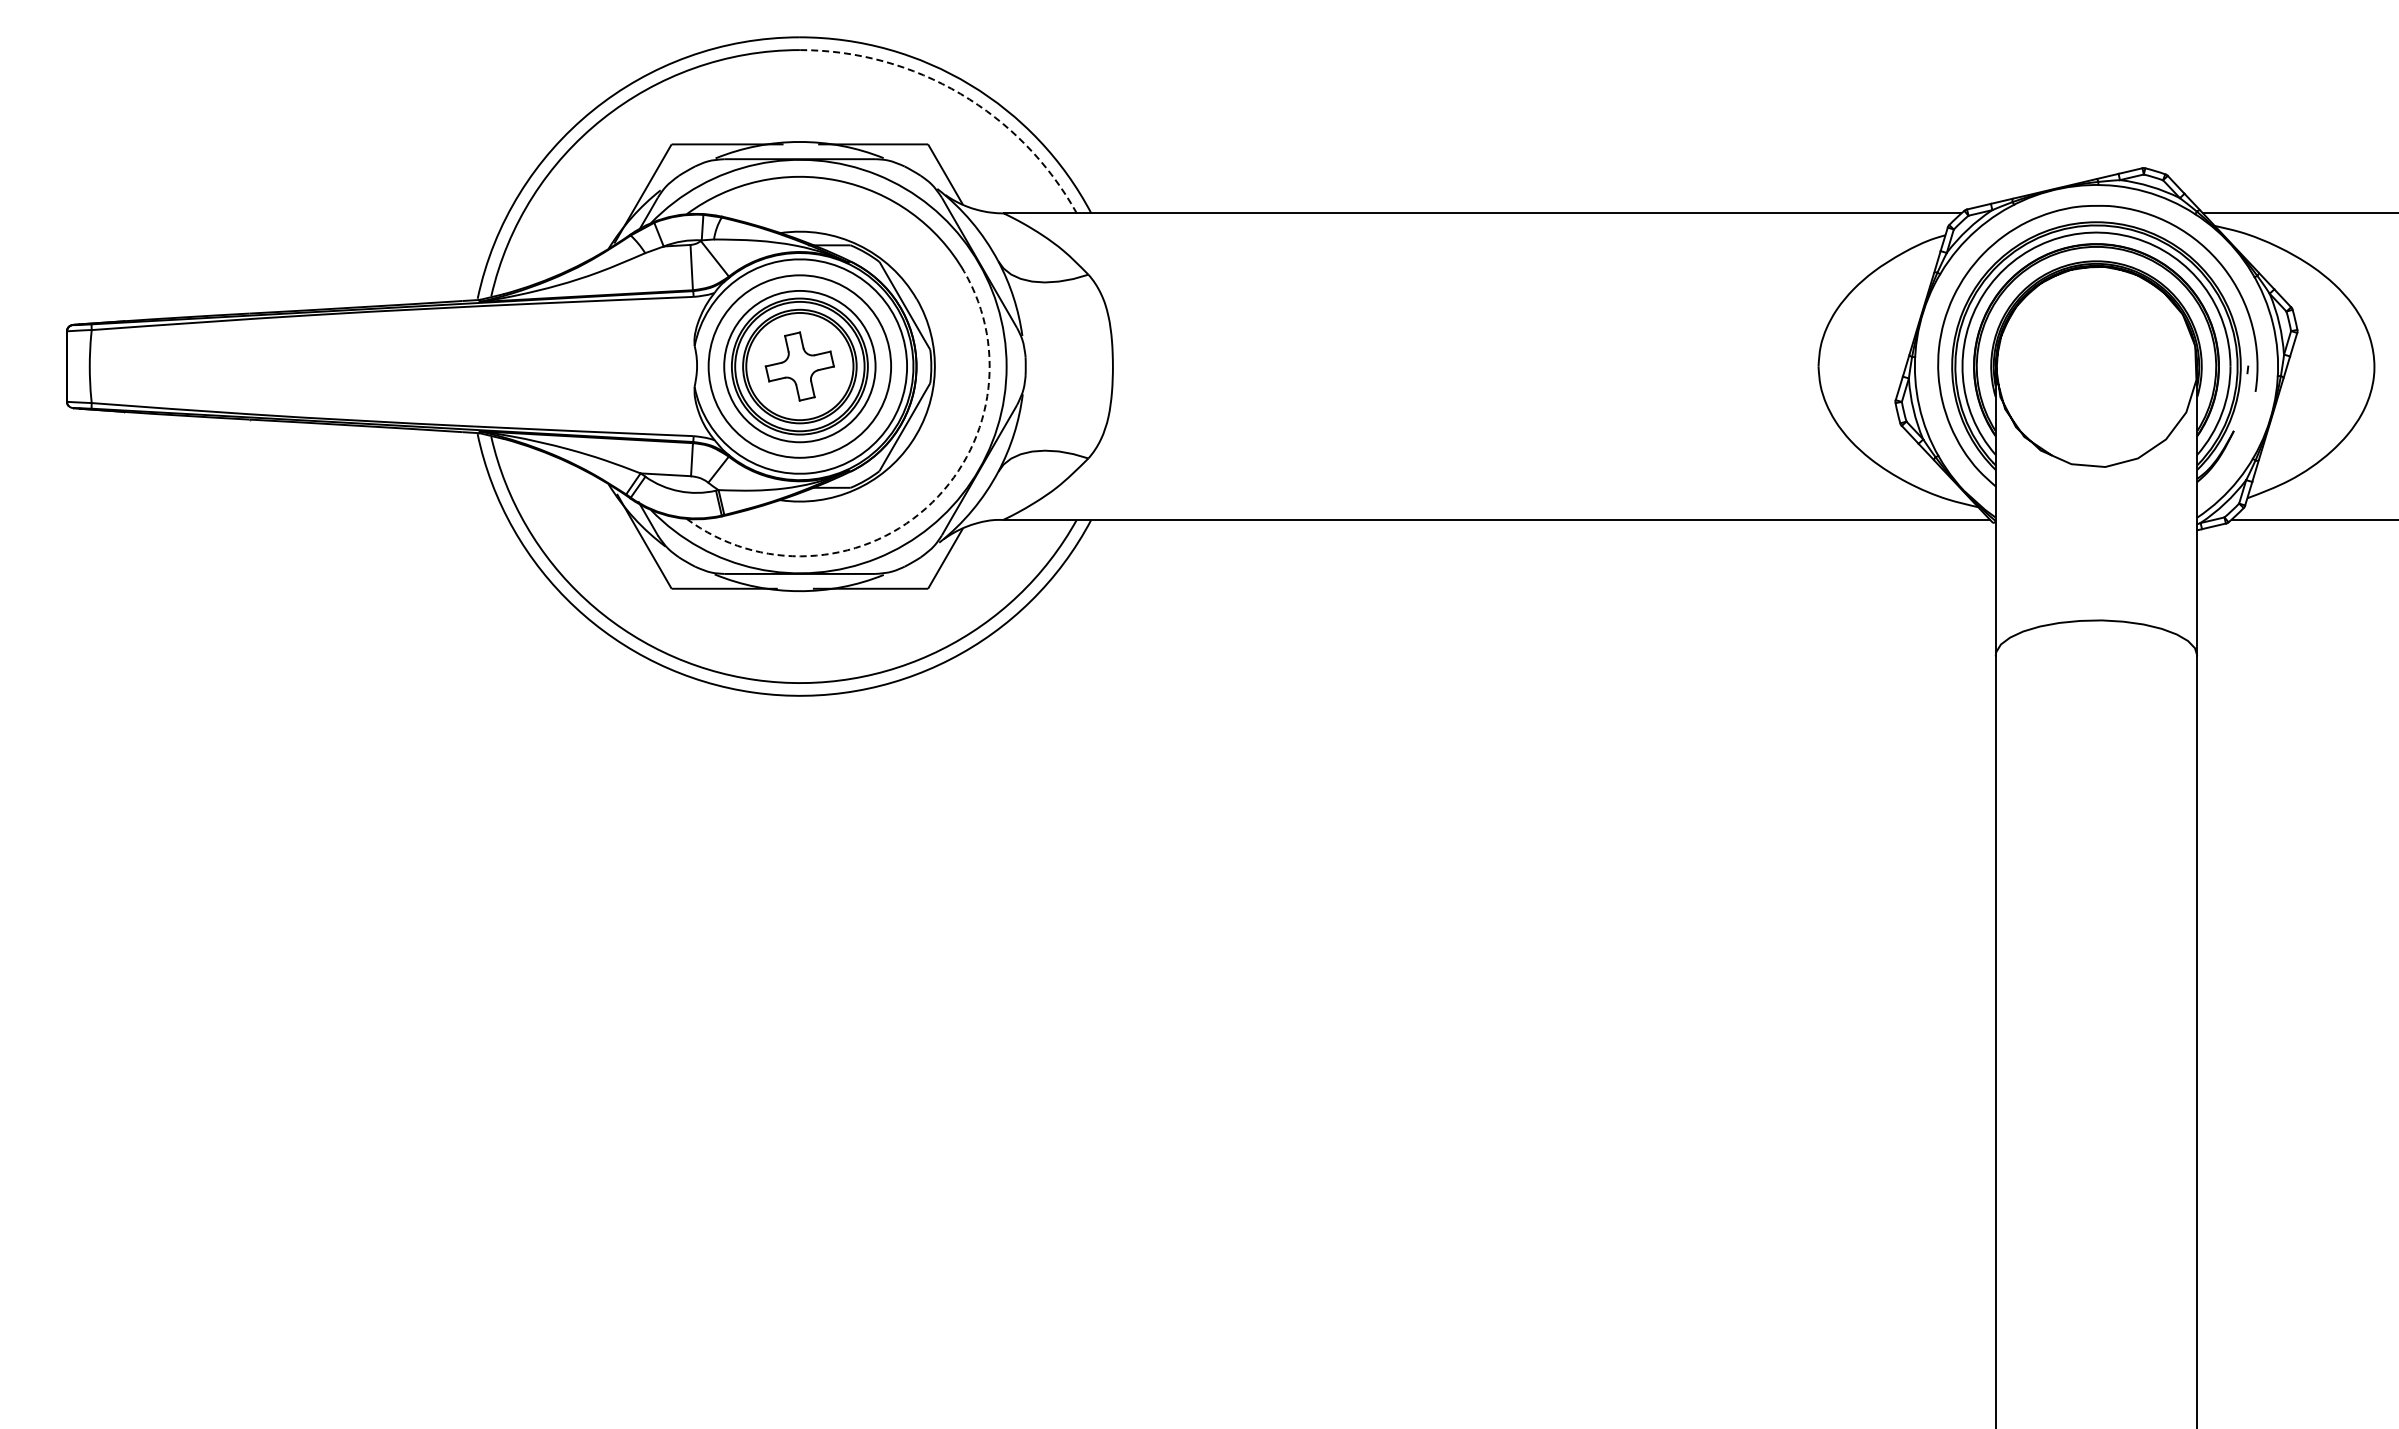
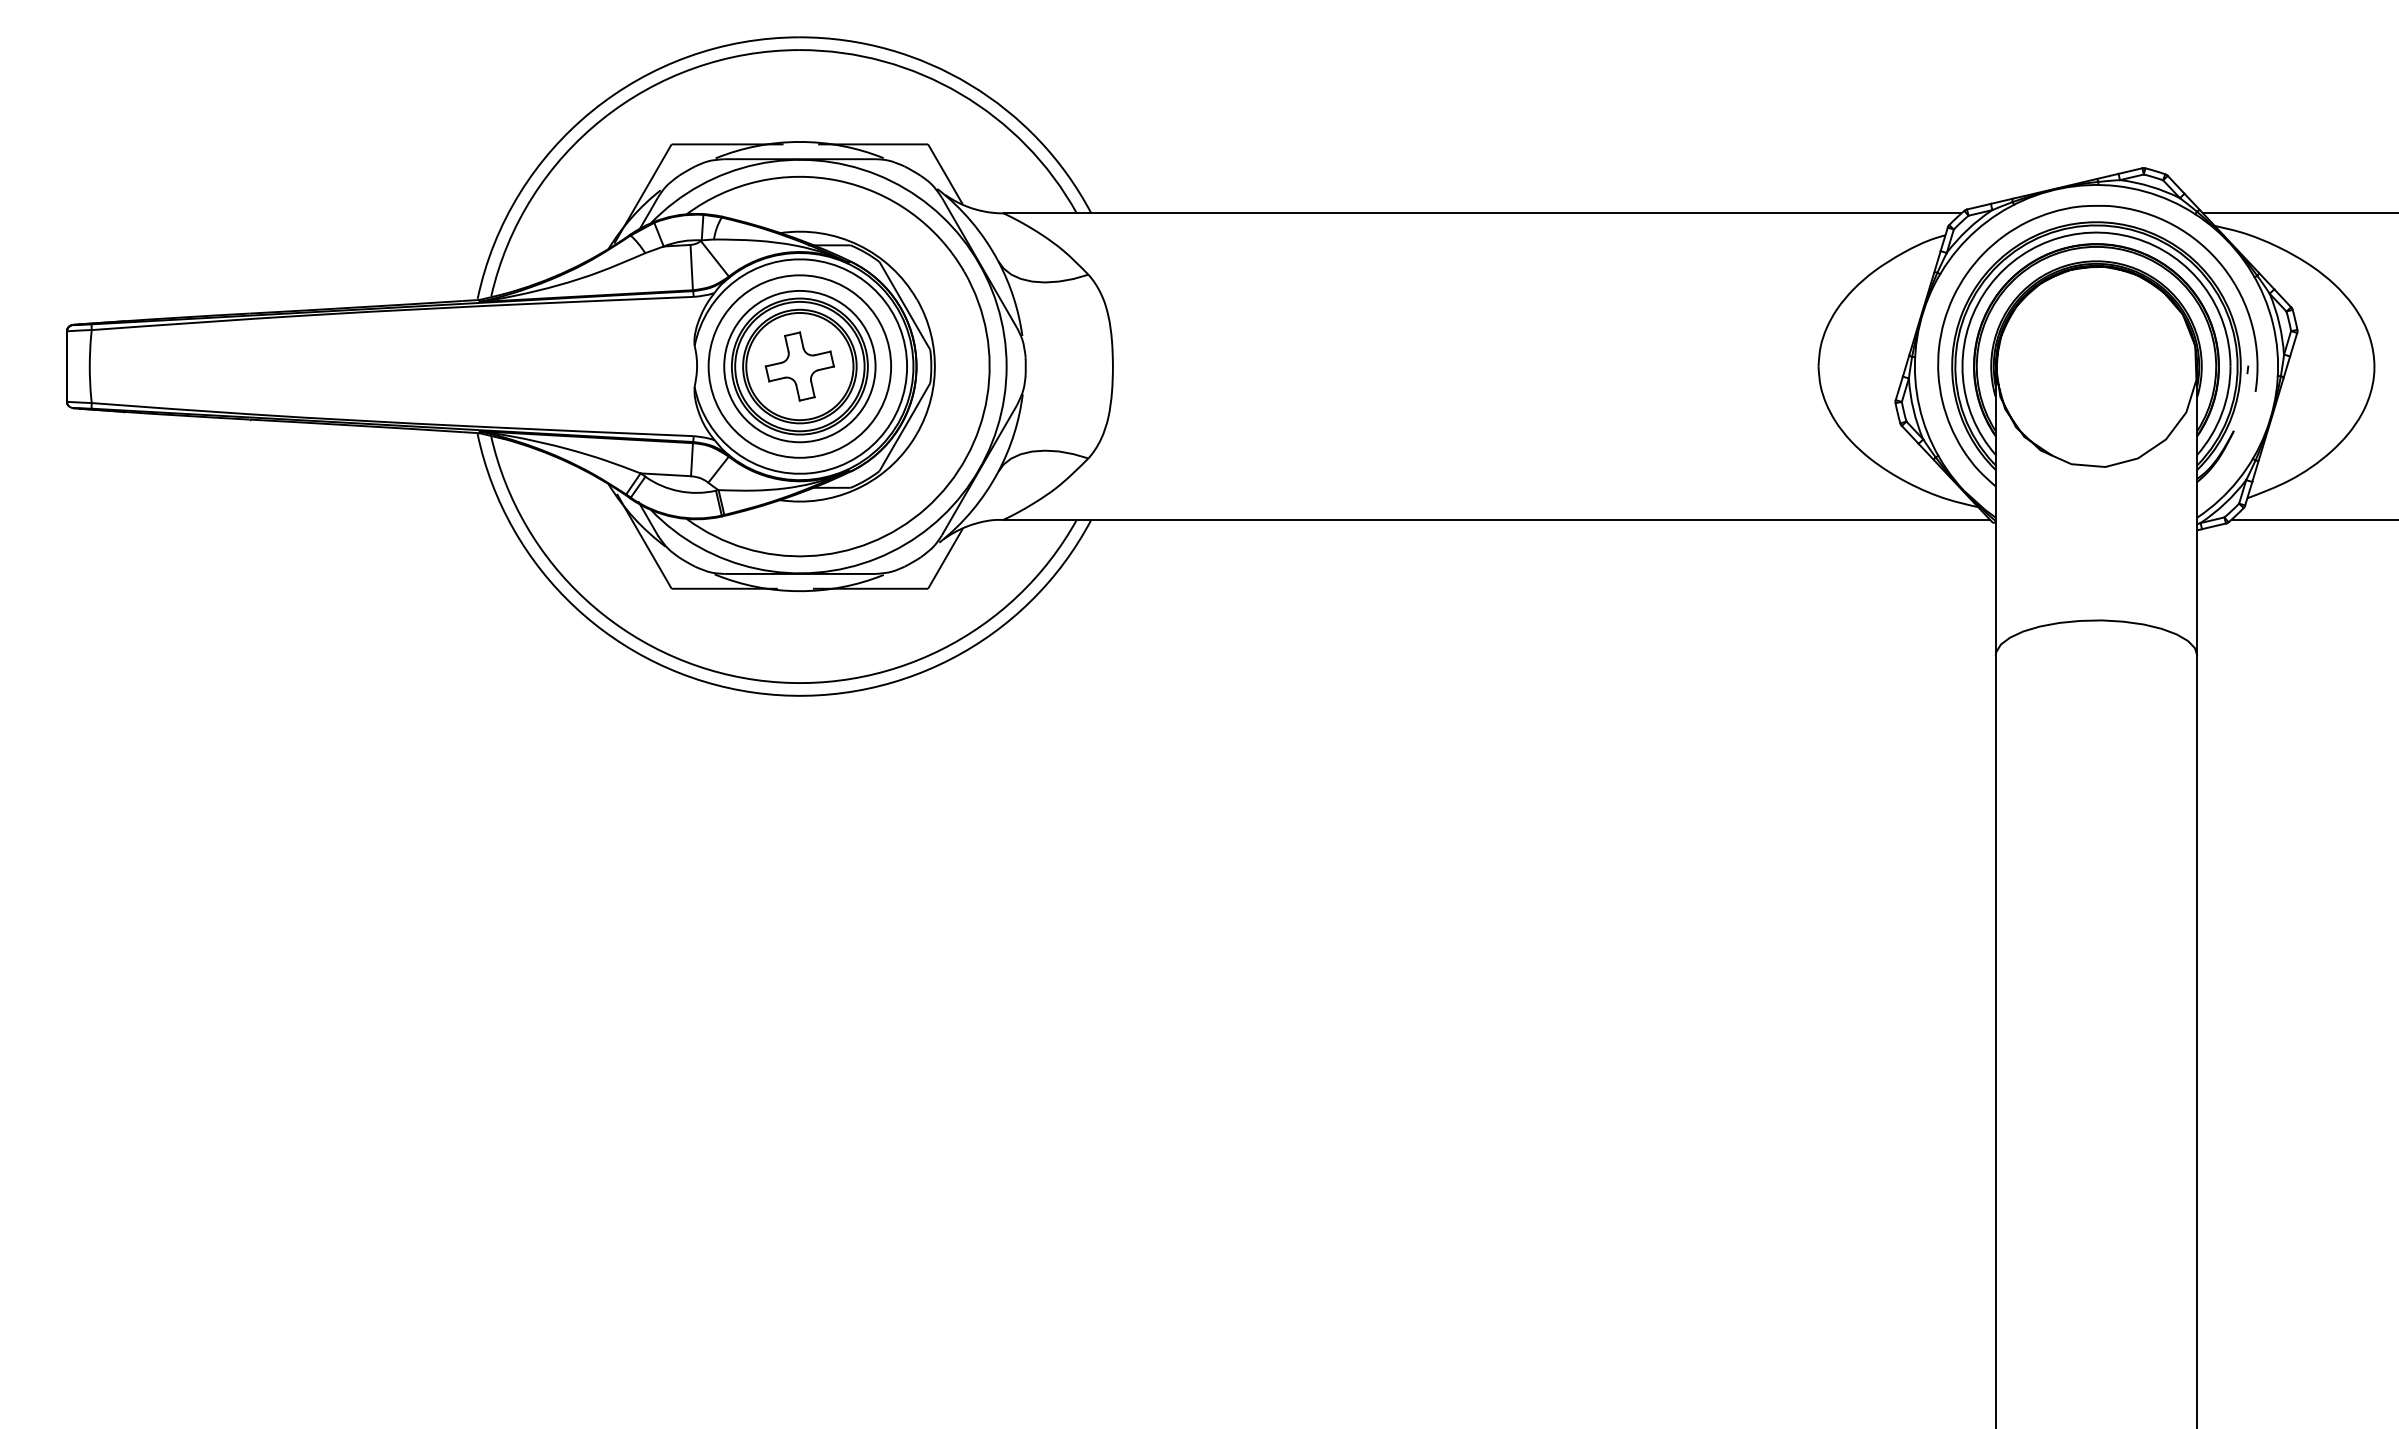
arc: dashed -> solid (960, 93)
arc: dashed -> solid (926, 508)
